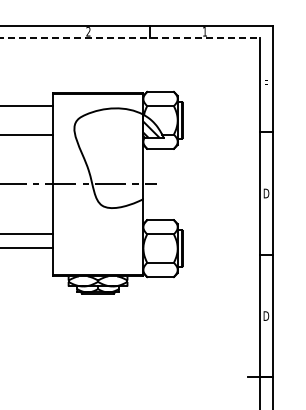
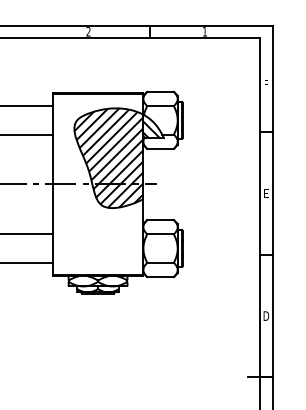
line: dashed -> solid (130, 37)
hatch: none -> present (108, 157)
text: D -> E (266, 193)
line position: (27, 248) -> (27, 263) (27, 263)
